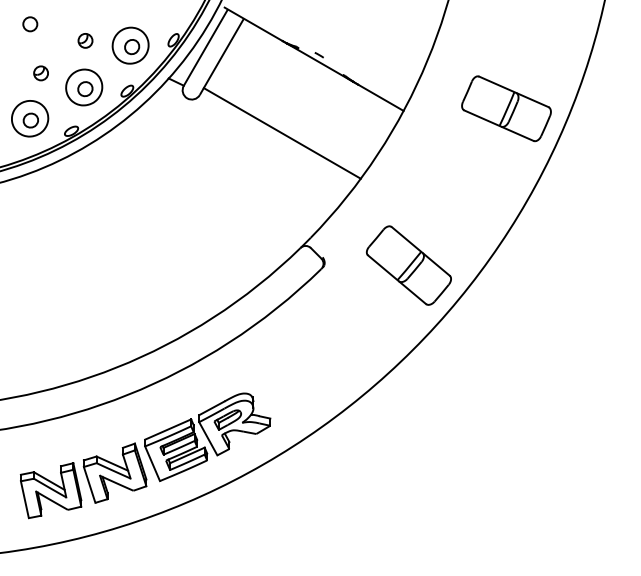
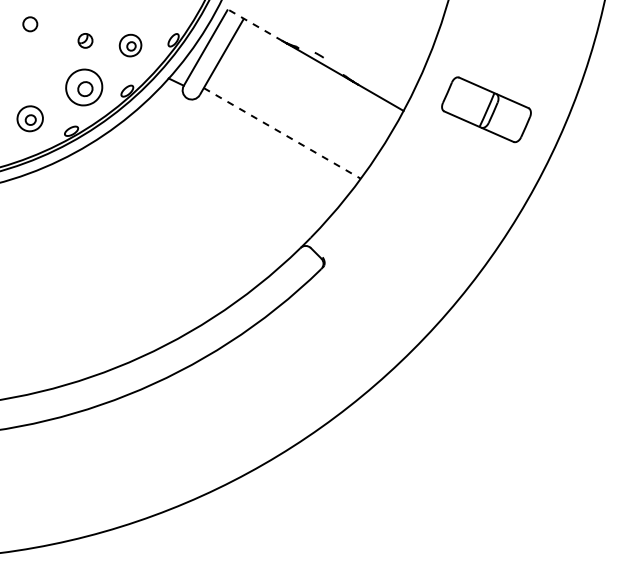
line: solid -> dashed (253, 24)
part size: 39x39 px -> 25x25 px (130, 45)
part: present -> none (40, 73)
part position: (506, 108) -> (486, 109) (486, 109)
part size: 39x38 px -> 28x28 px (29, 118)
line: solid -> dashed (282, 133)
part: present -> none (408, 265)
part: present -> none (145, 455)
